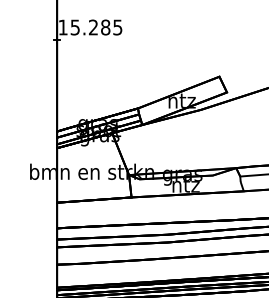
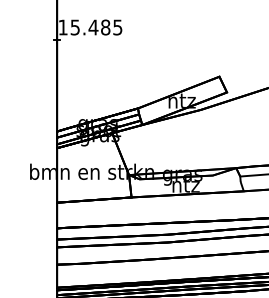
text: 15.285 -> 15.485 (93, 27)
